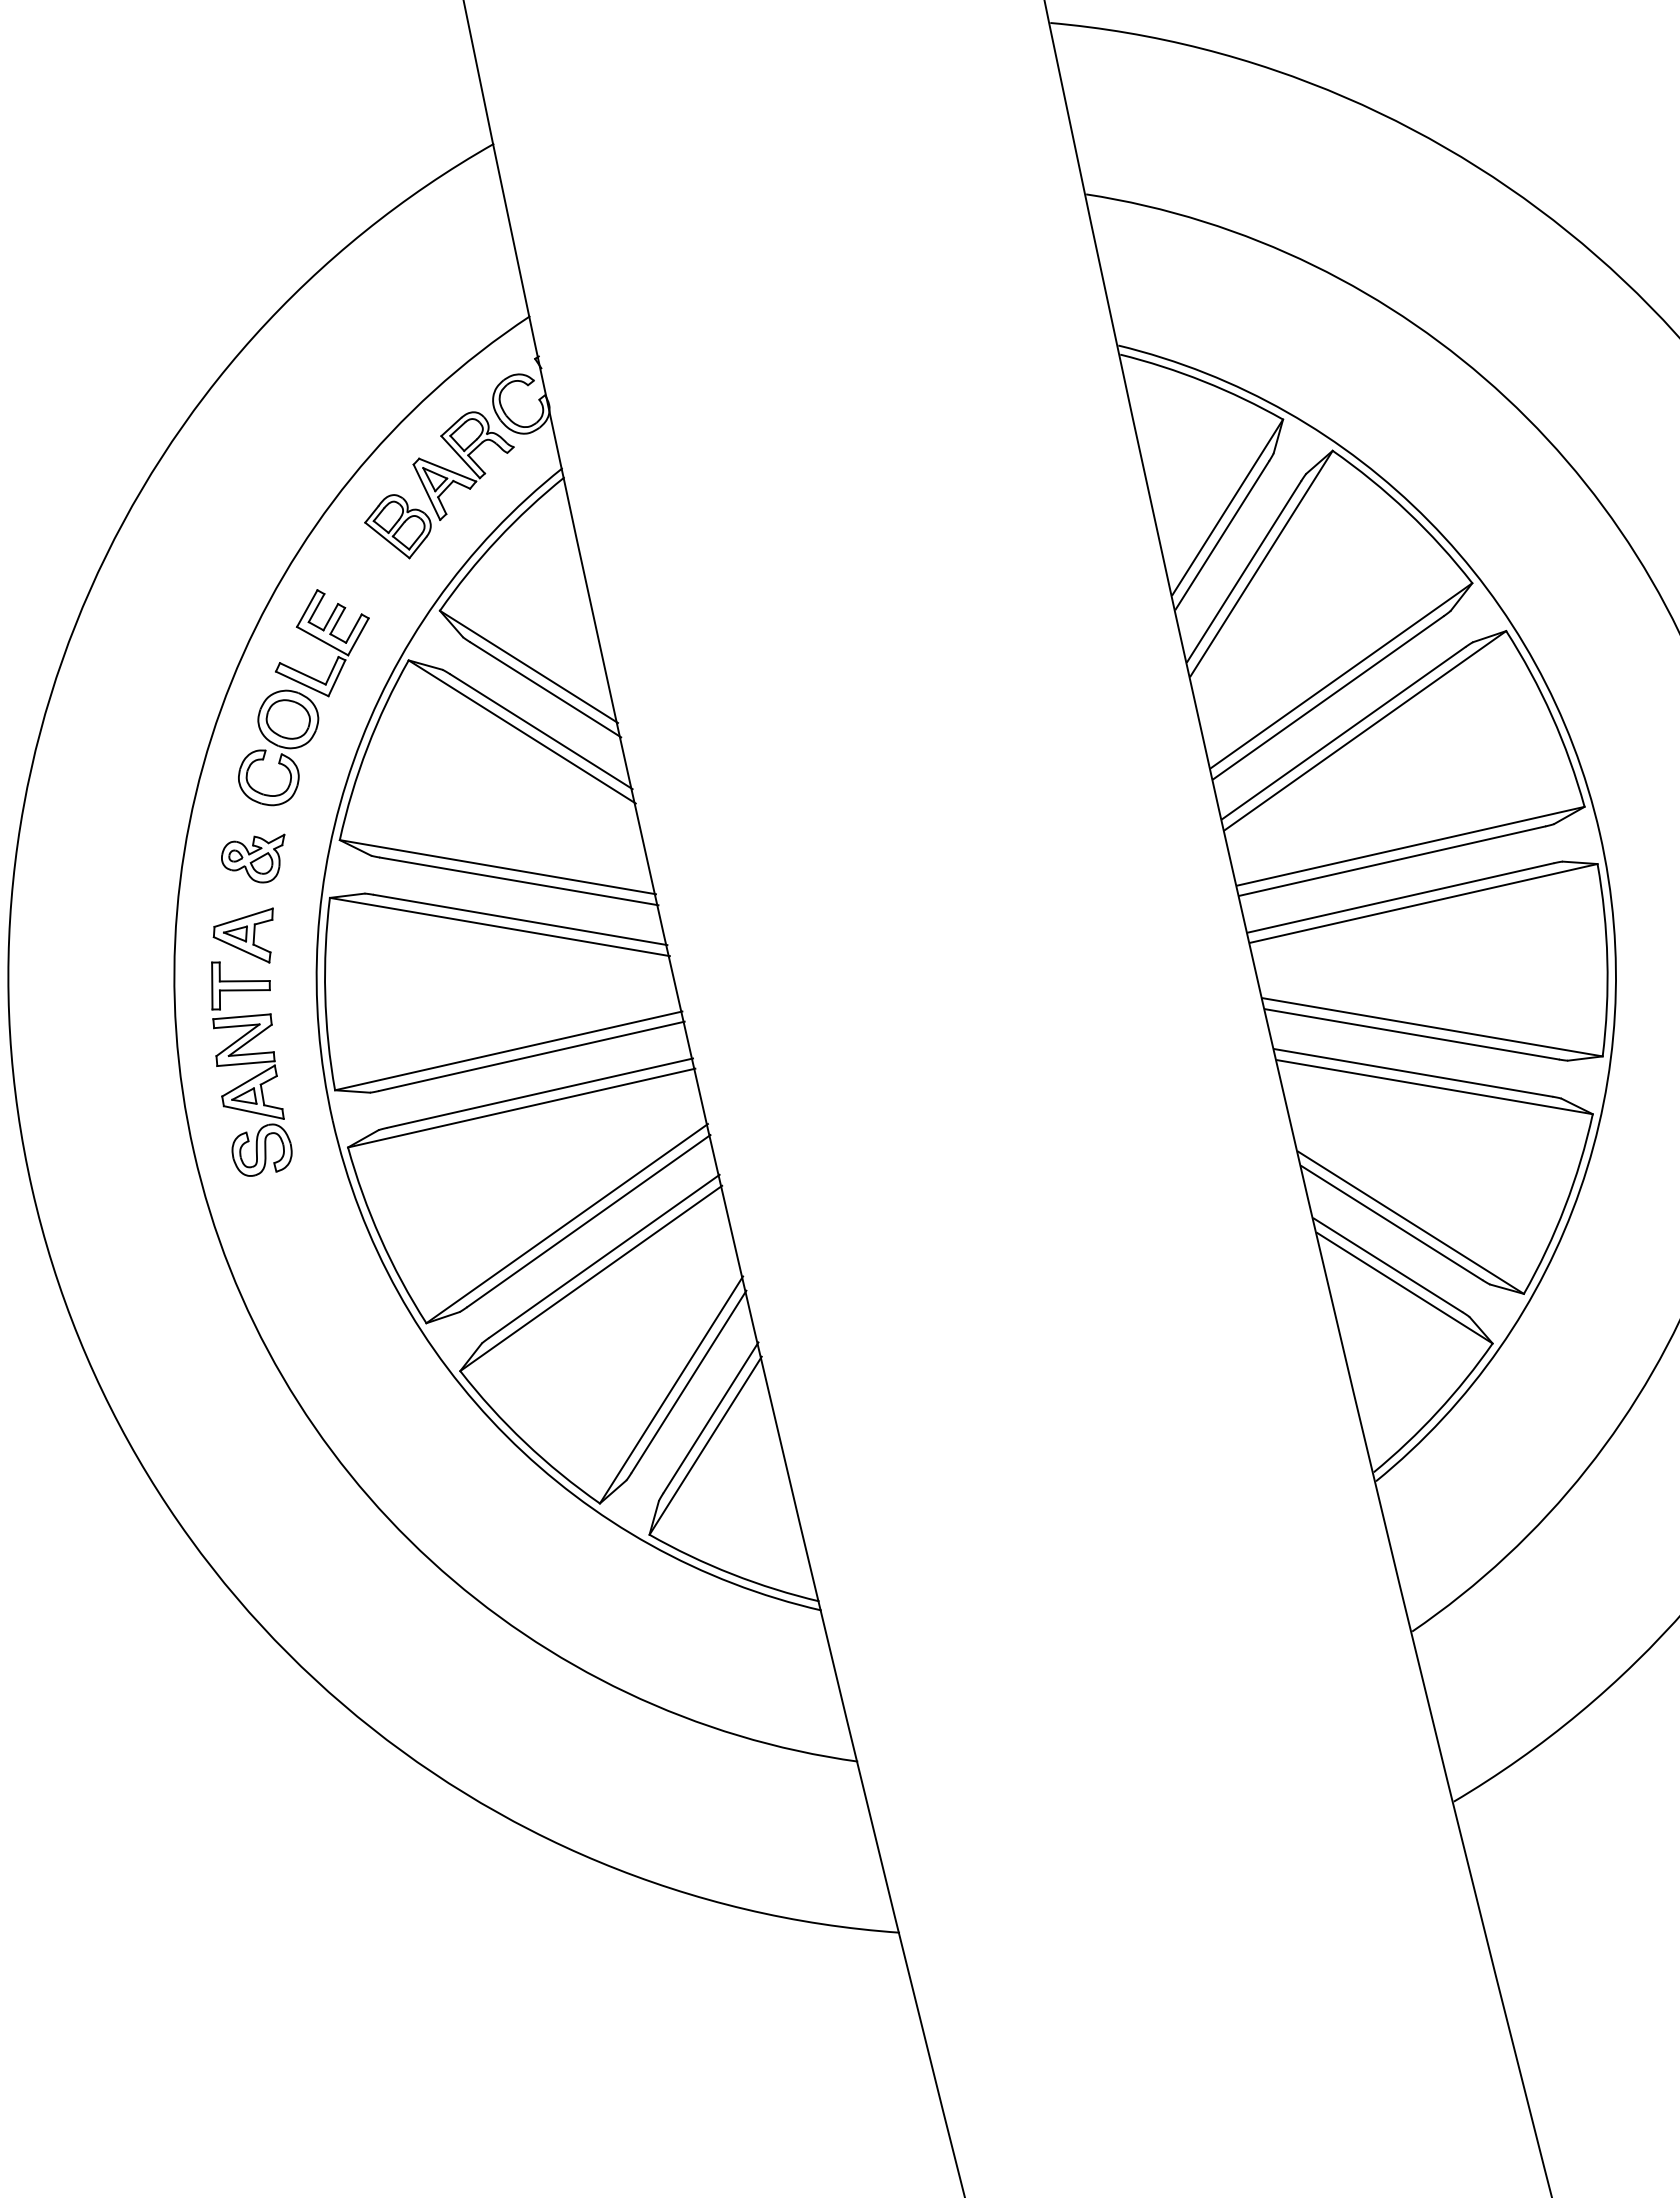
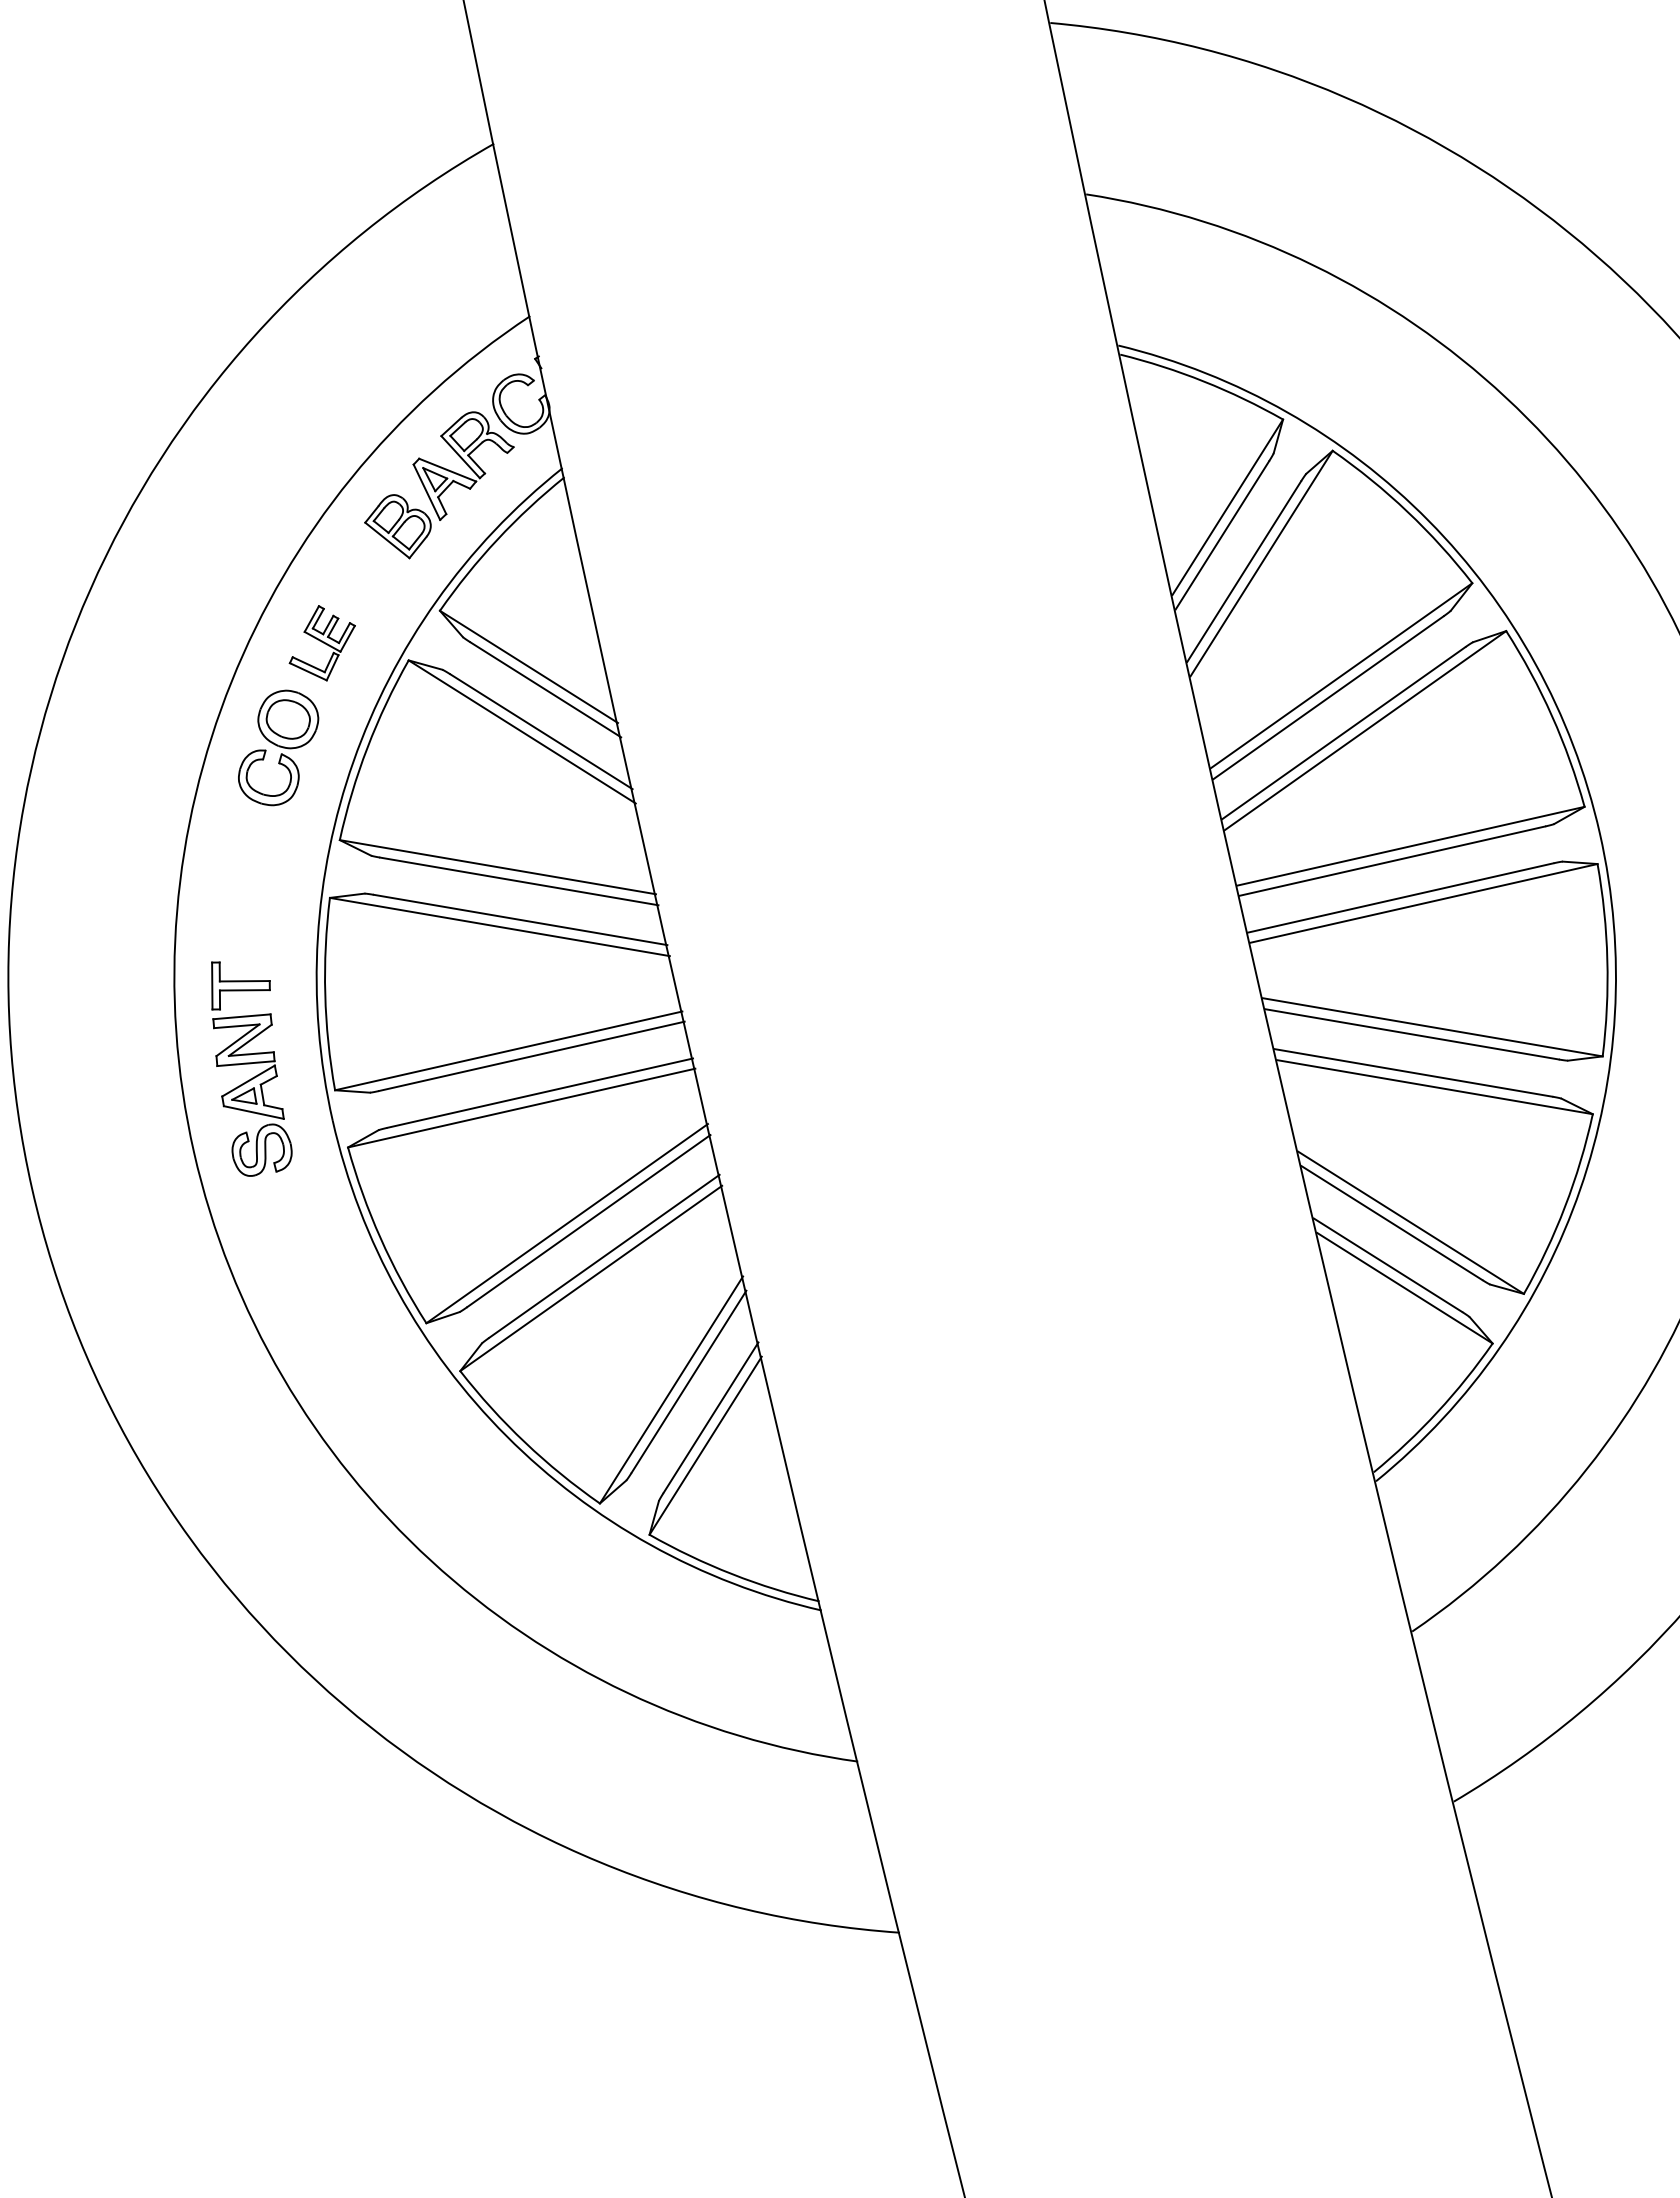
part size: 95x109 px -> 68x77 px (321, 643)
part: present -> none (253, 858)
part: present -> none (242, 935)
